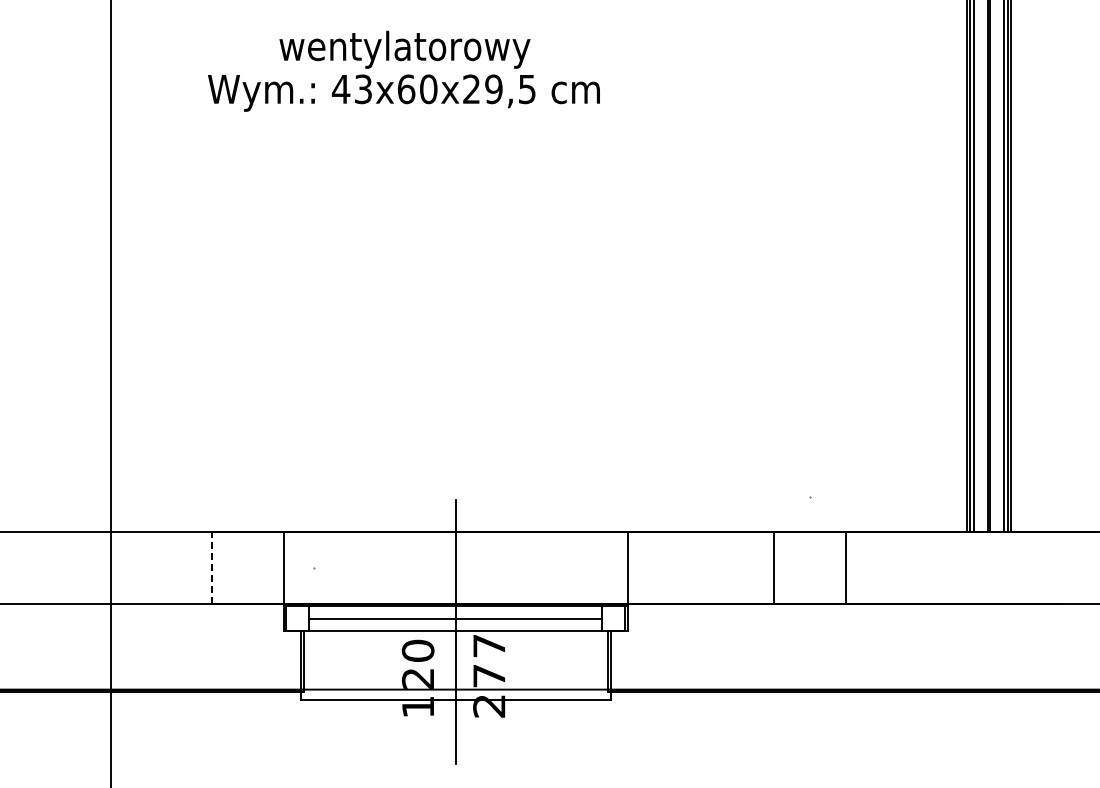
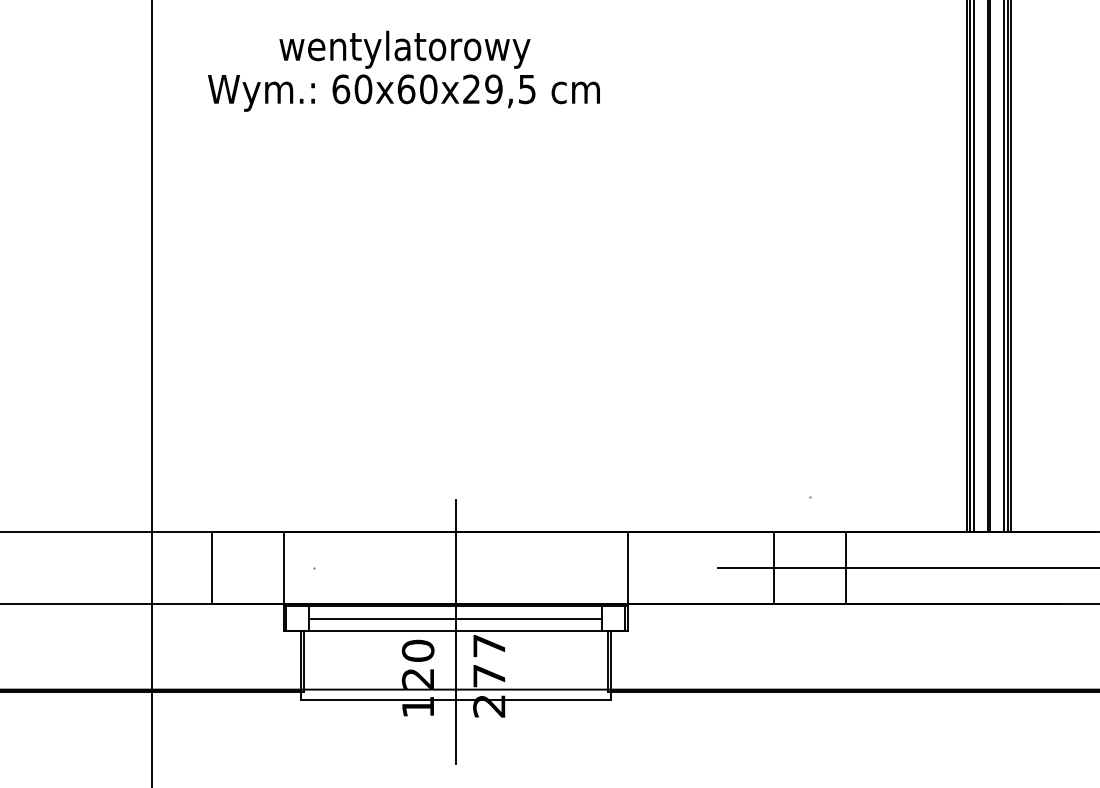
text: 43x60x29,5 -> 60x60x29,5 (351, 89)
line position: (111, 393) -> (152, 393) (152, 393)
line: dashed -> solid (211, 567)
line: none -> present (907, 567)
